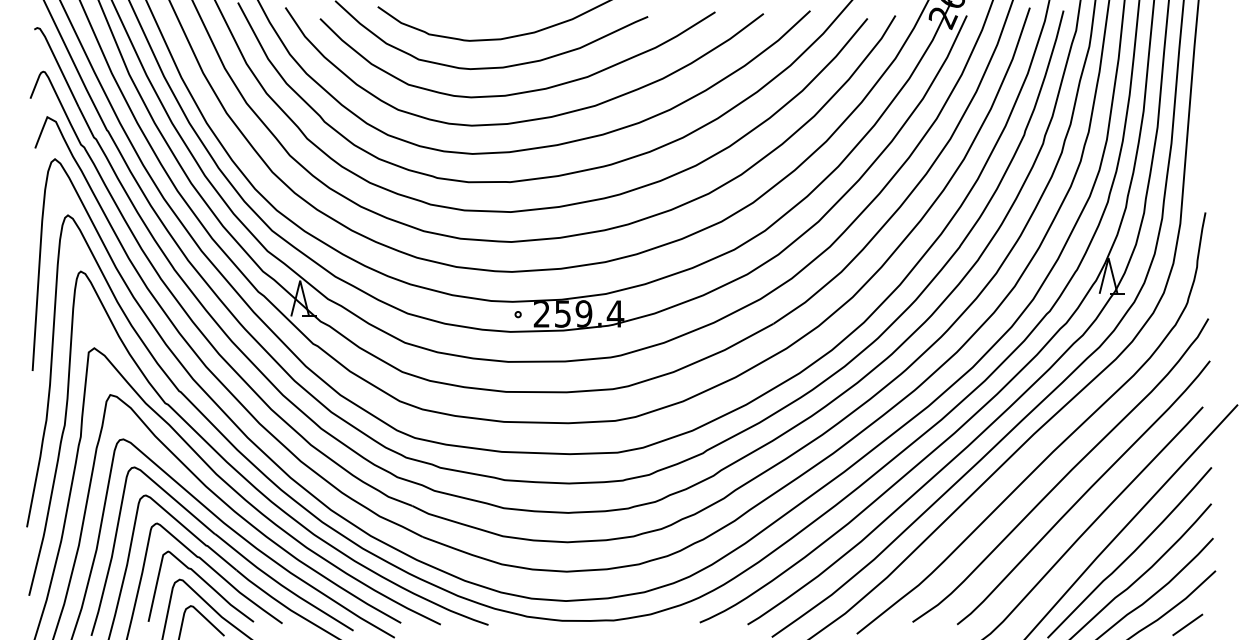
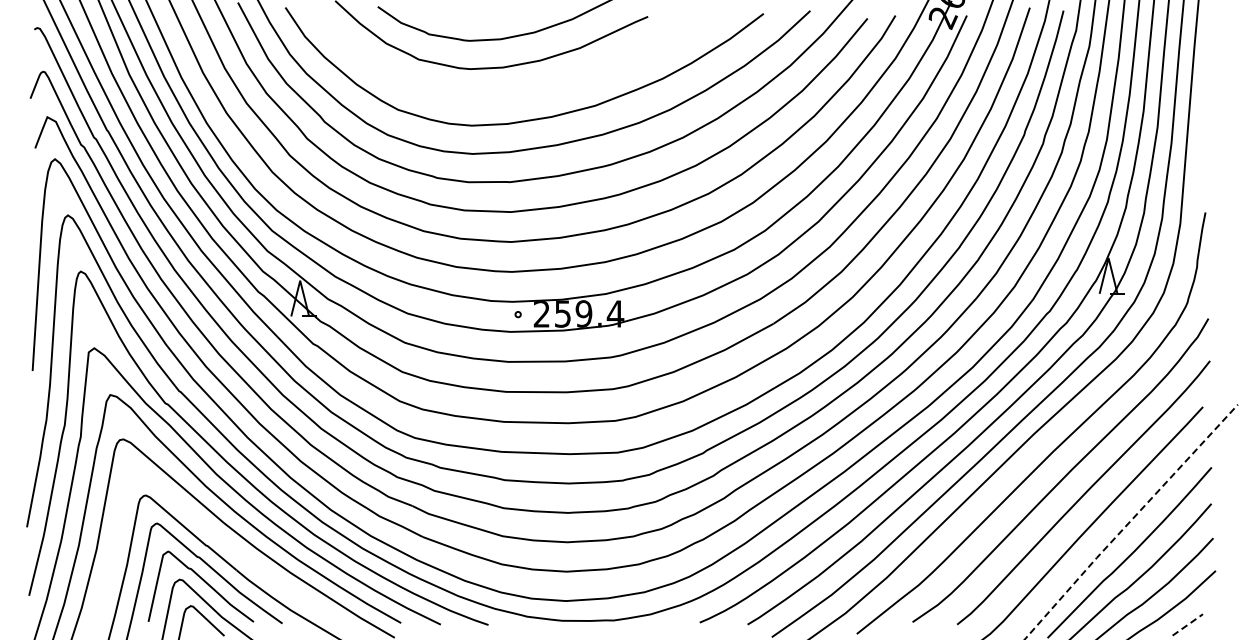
curve: present -> none (522, 91)
line: solid -> dashed (1130, 521)
part: present -> none (226, 544)
line: solid -> dashed (1187, 624)
